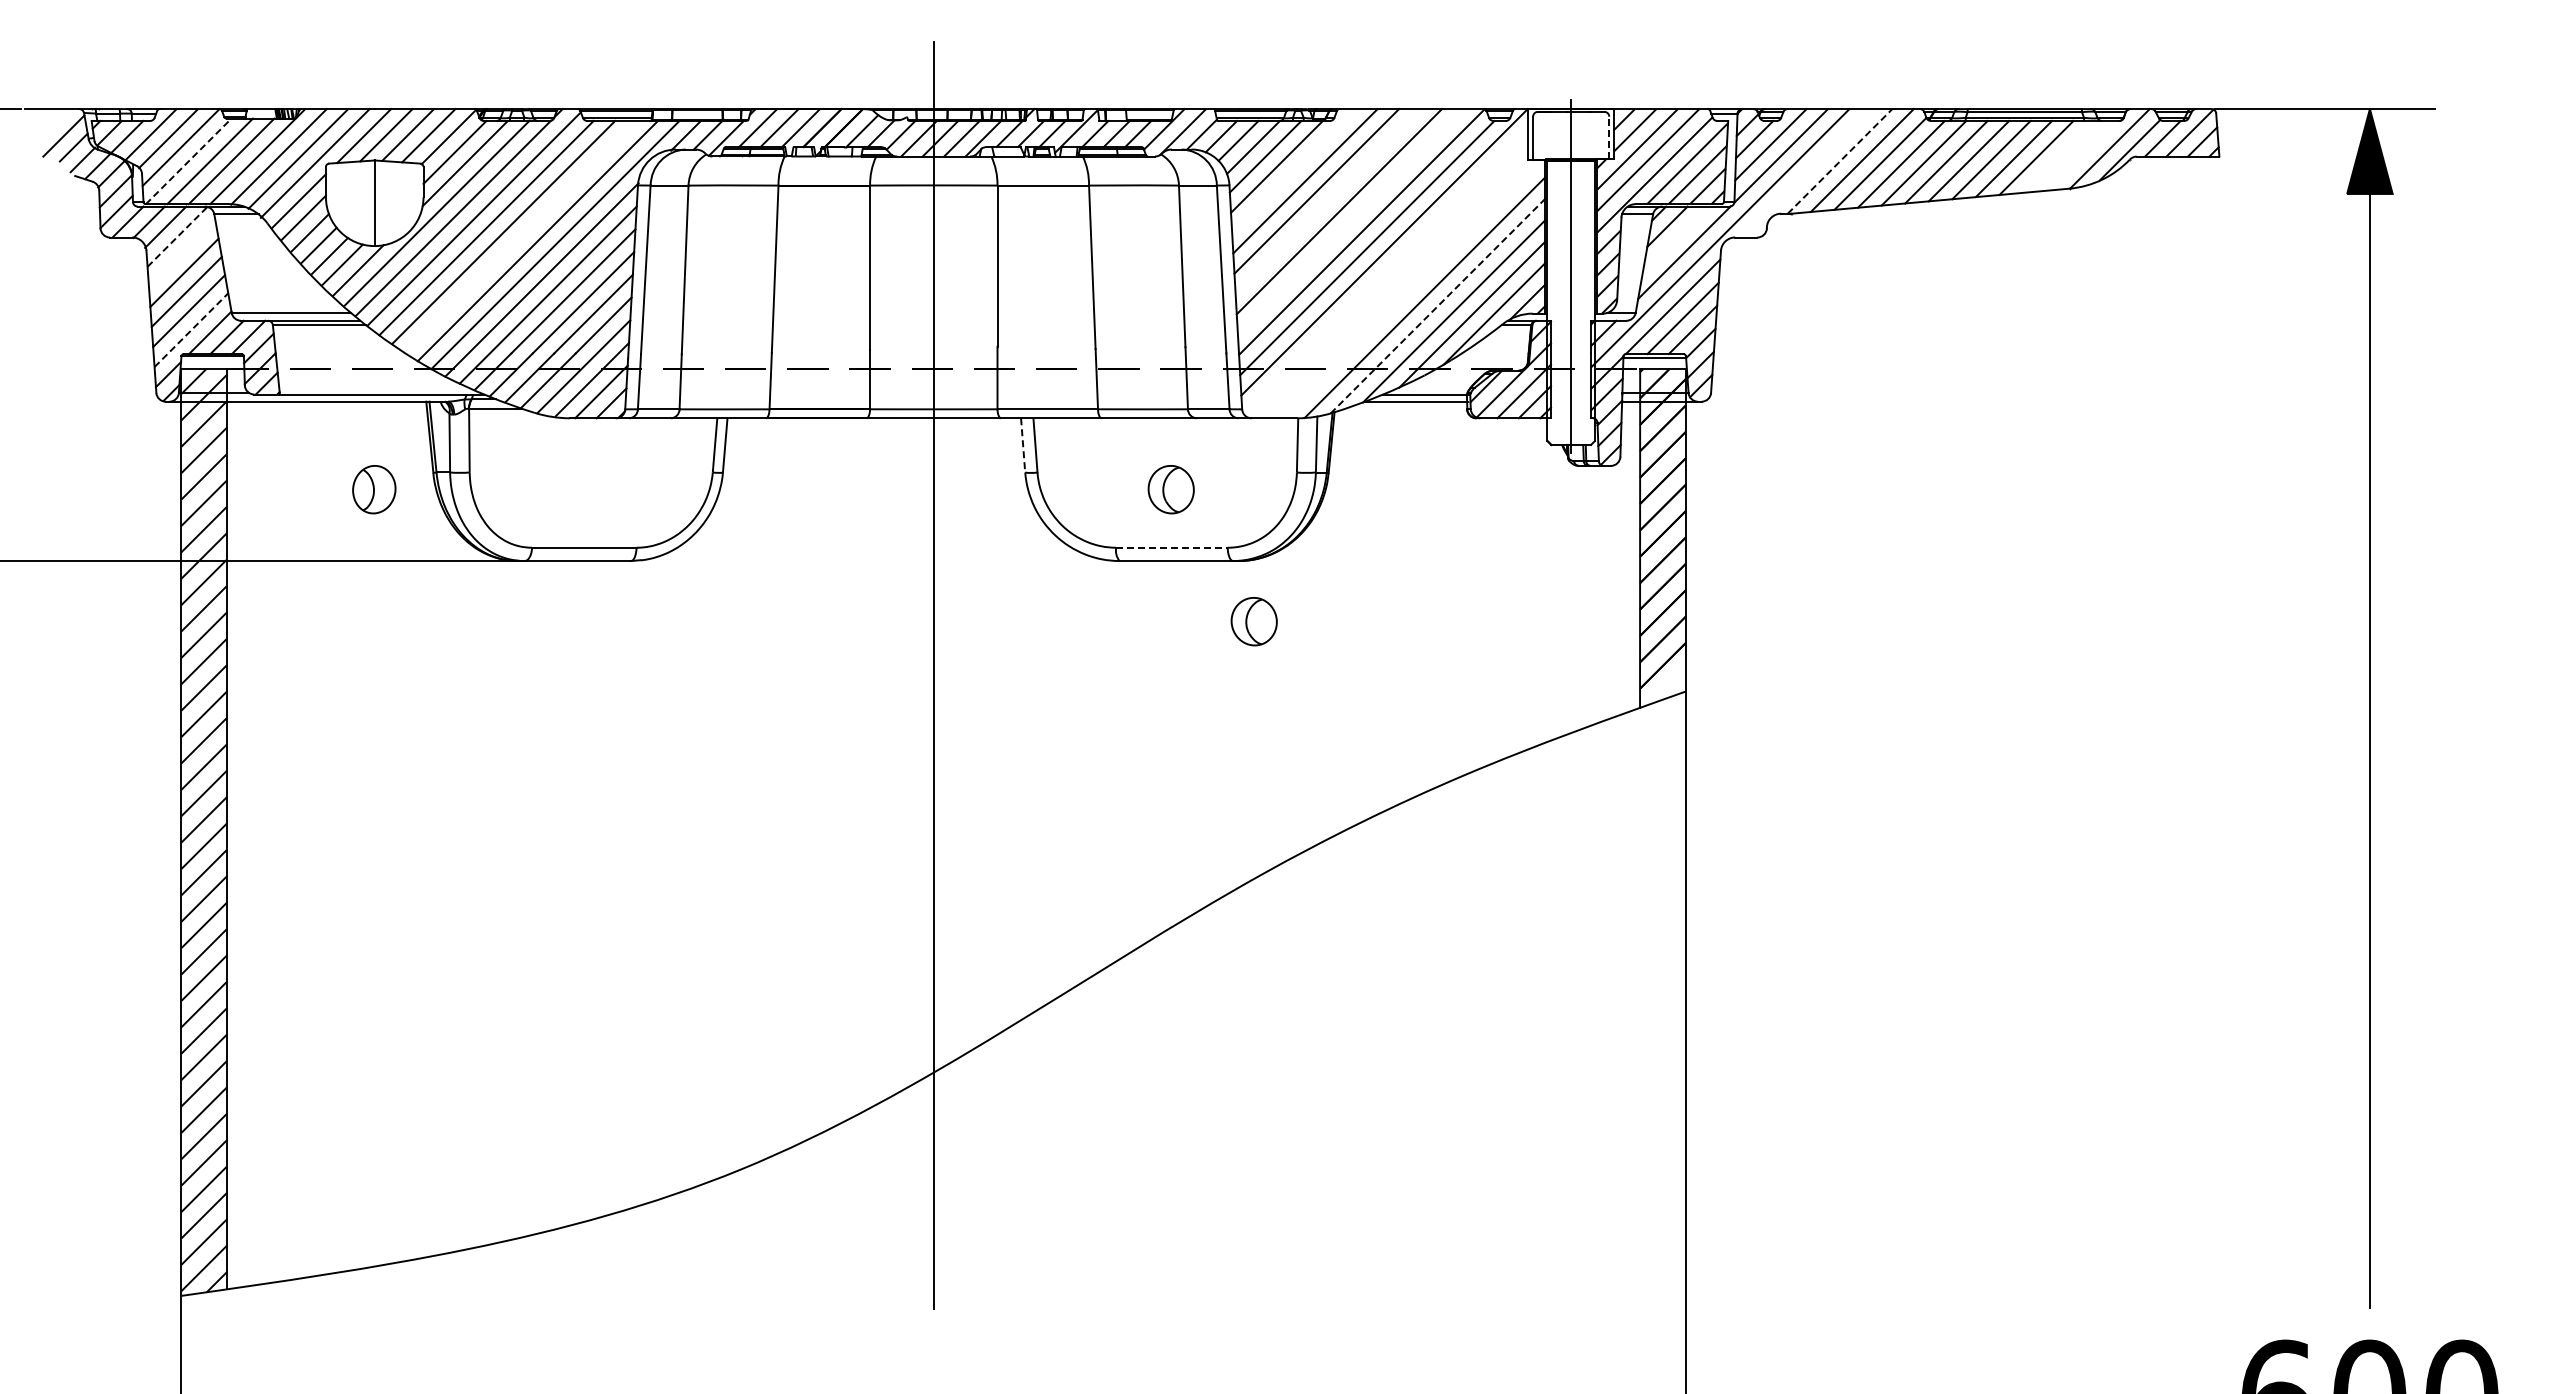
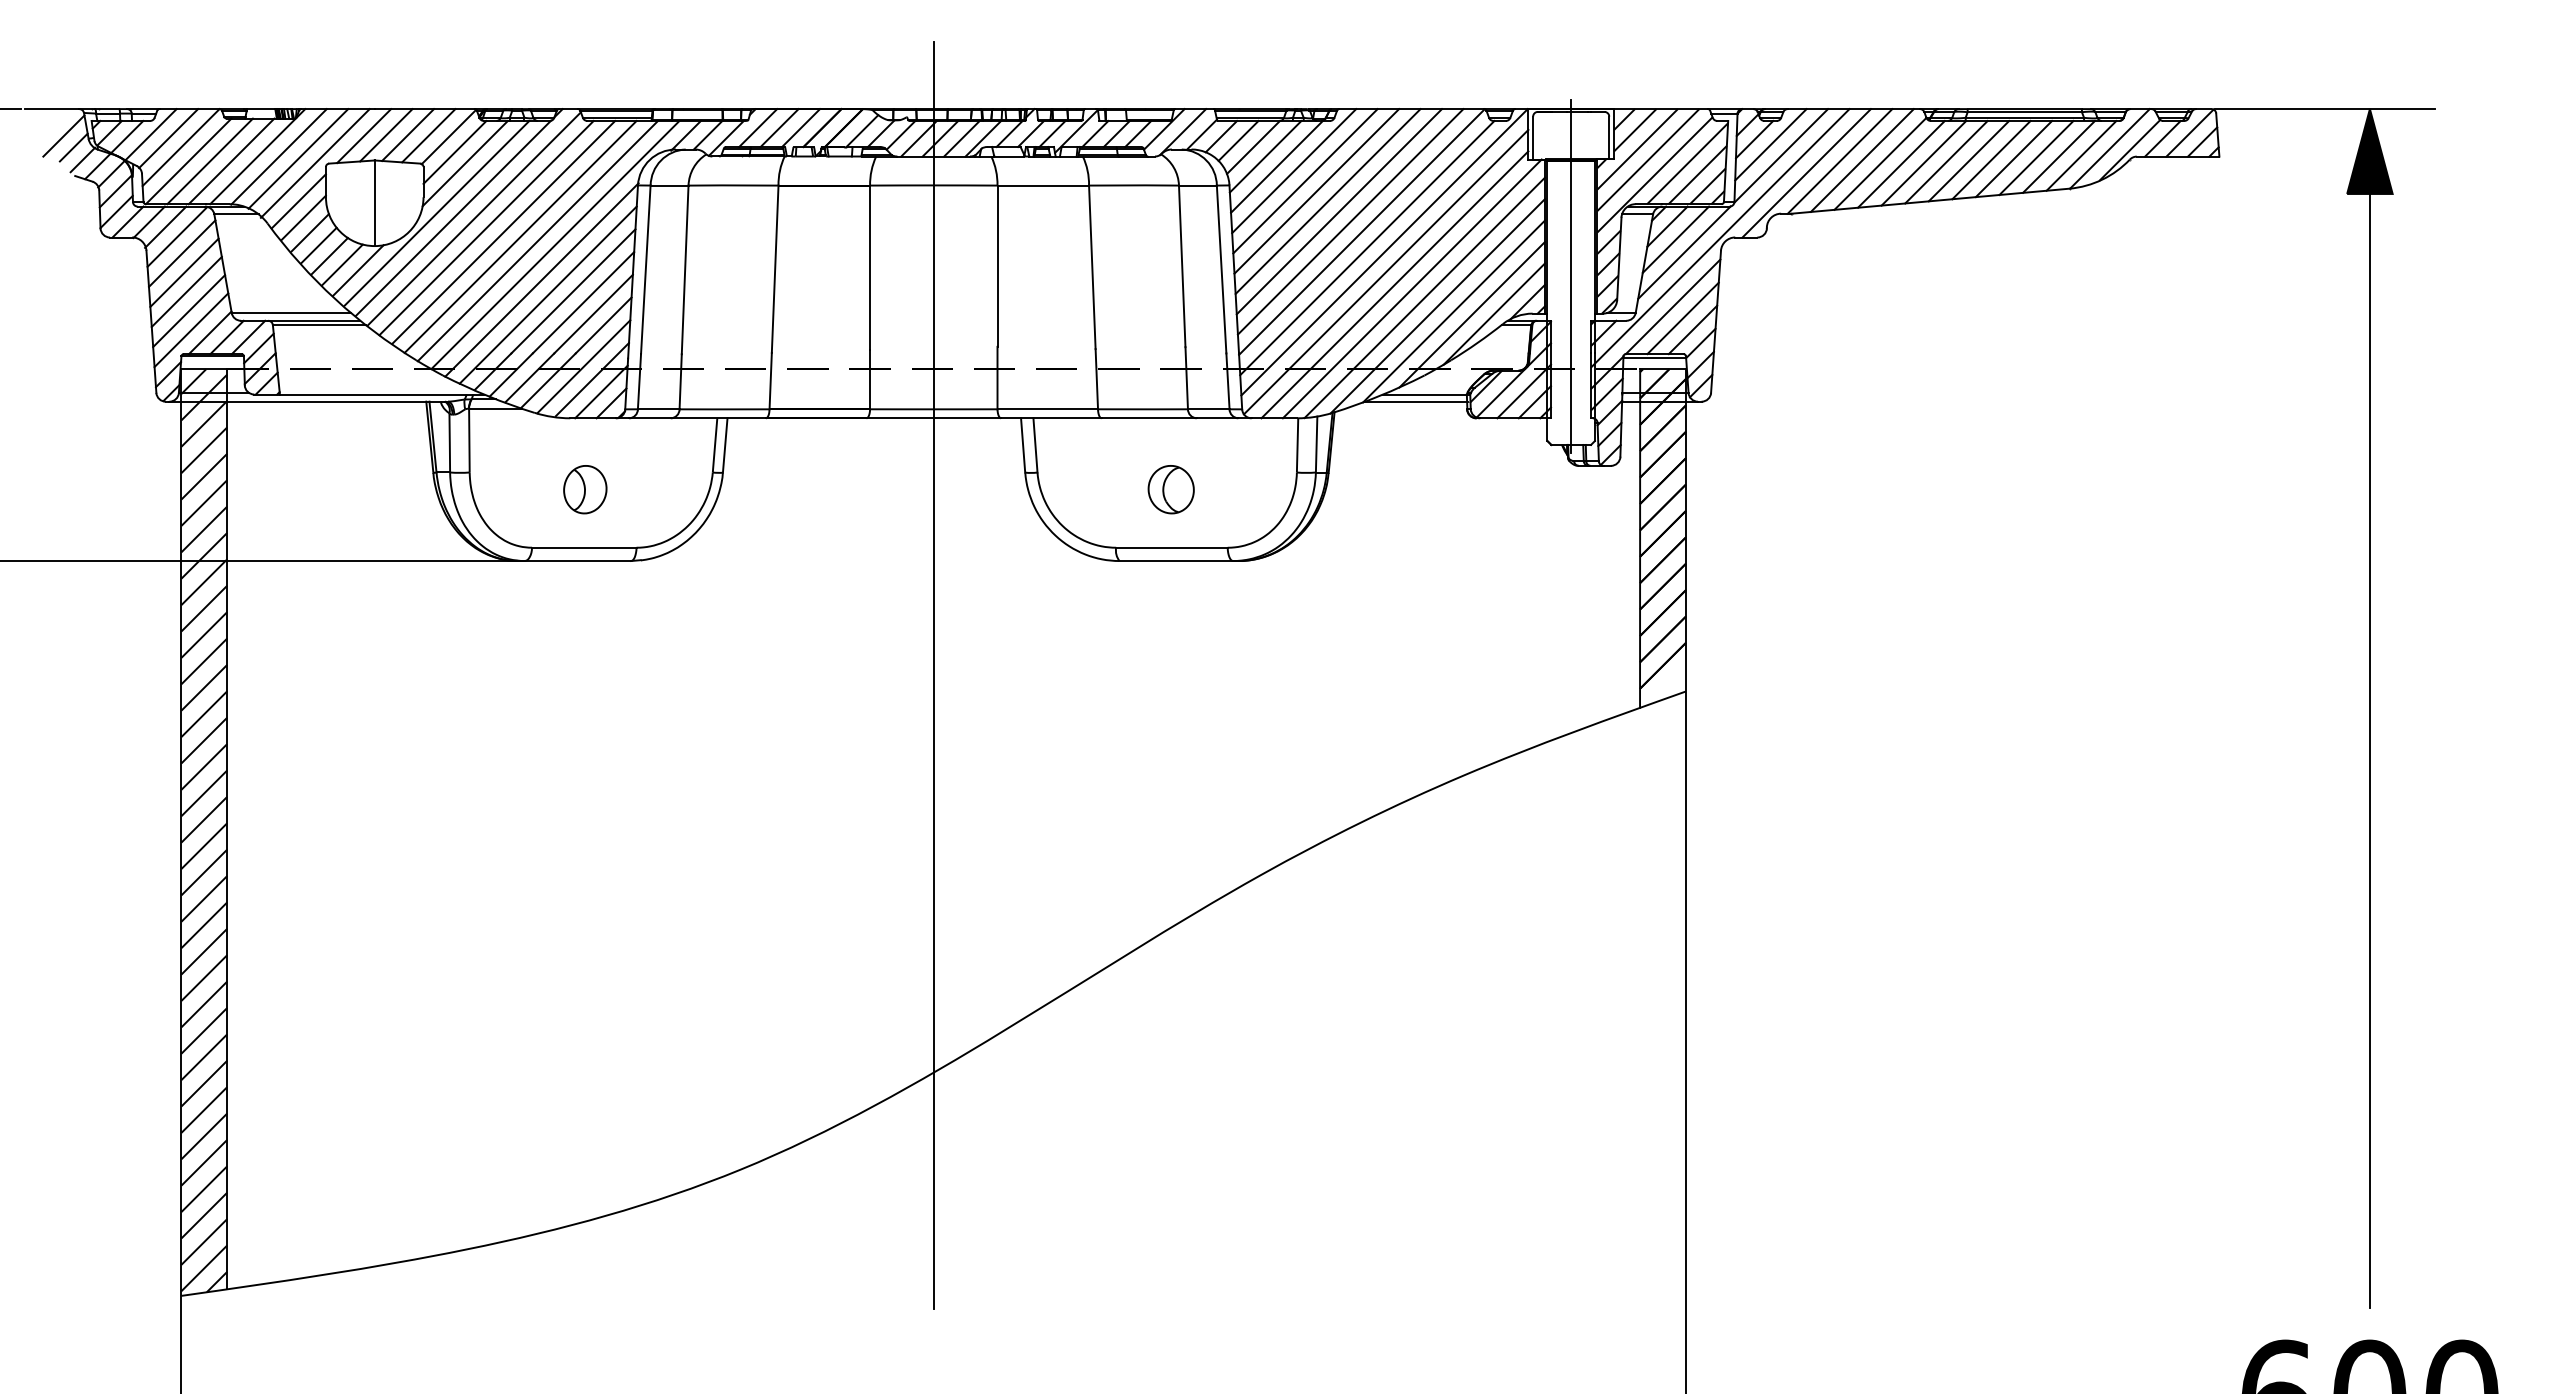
line: dashed -> solid (1609, 137)
line: none -> present (2081, 155)
line: none -> present (2058, 156)
line: dashed -> solid (188, 161)
line: dashed -> solid (1840, 161)
line: none -> present (1294, 171)
line: none -> present (1806, 173)
line: none -> present (1327, 201)
line: none -> present (1350, 221)
line: dashed -> solid (177, 236)
line: none -> present (520, 236)
line: none -> present (1675, 239)
line: none -> present (182, 253)
line: none -> present (1385, 271)
line: none -> present (1394, 284)
line: none -> present (1411, 288)
line: dashed -> solid (1437, 306)
line: dashed -> solid (191, 329)
line: dashed -> solid (1023, 445)
part position: (374, 489) -> (585, 489) (585, 489)
line: dashed -> solid (1171, 547)
part: present -> none (1253, 621)
